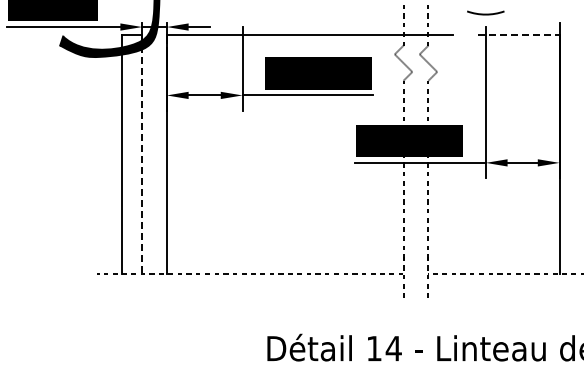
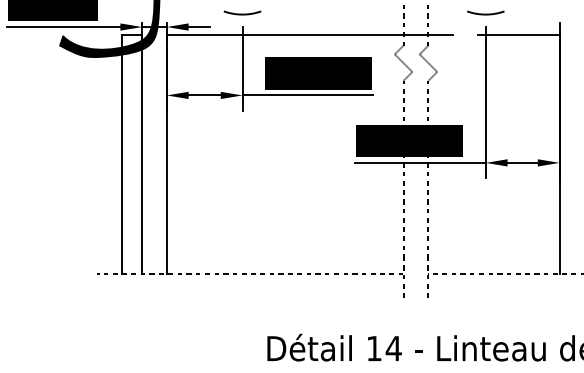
arc: none -> present (242, 13)
line: dashed -> solid (518, 35)
line: dashed -> solid (142, 155)
